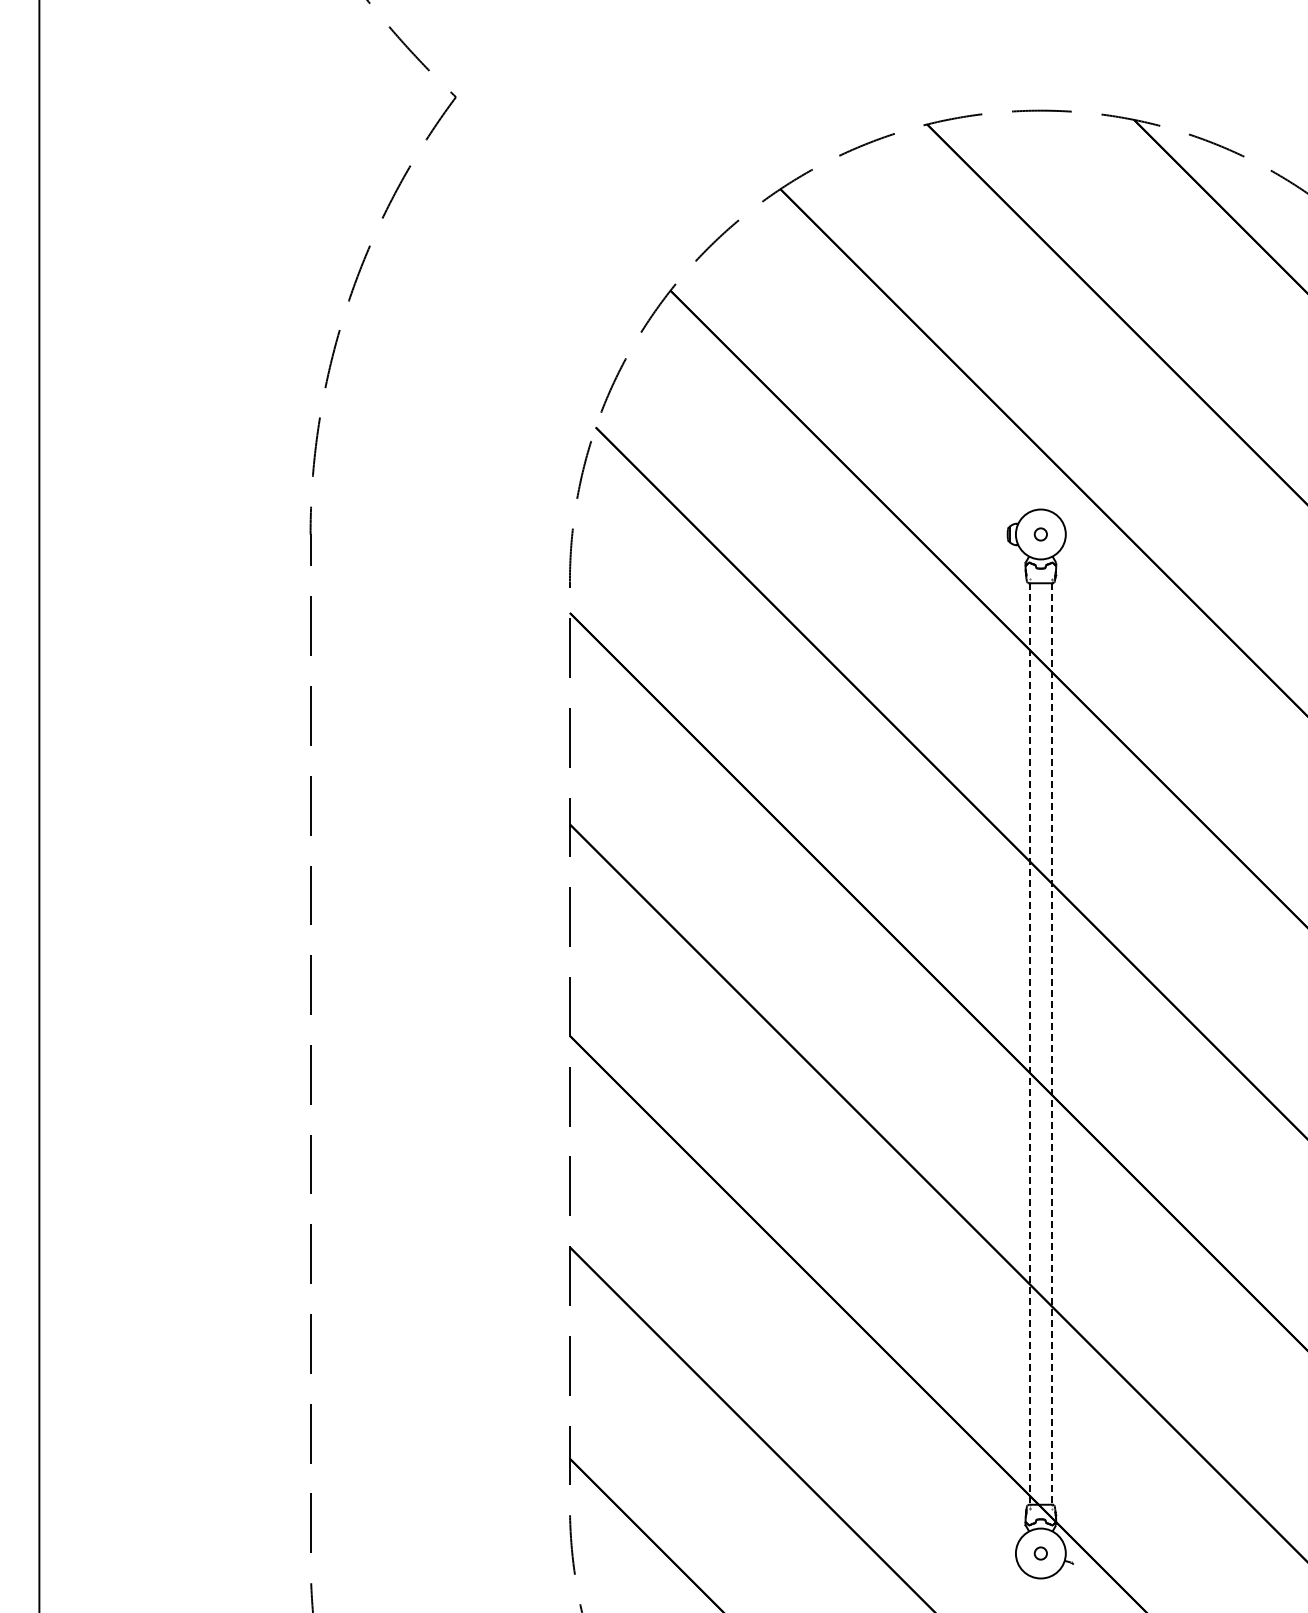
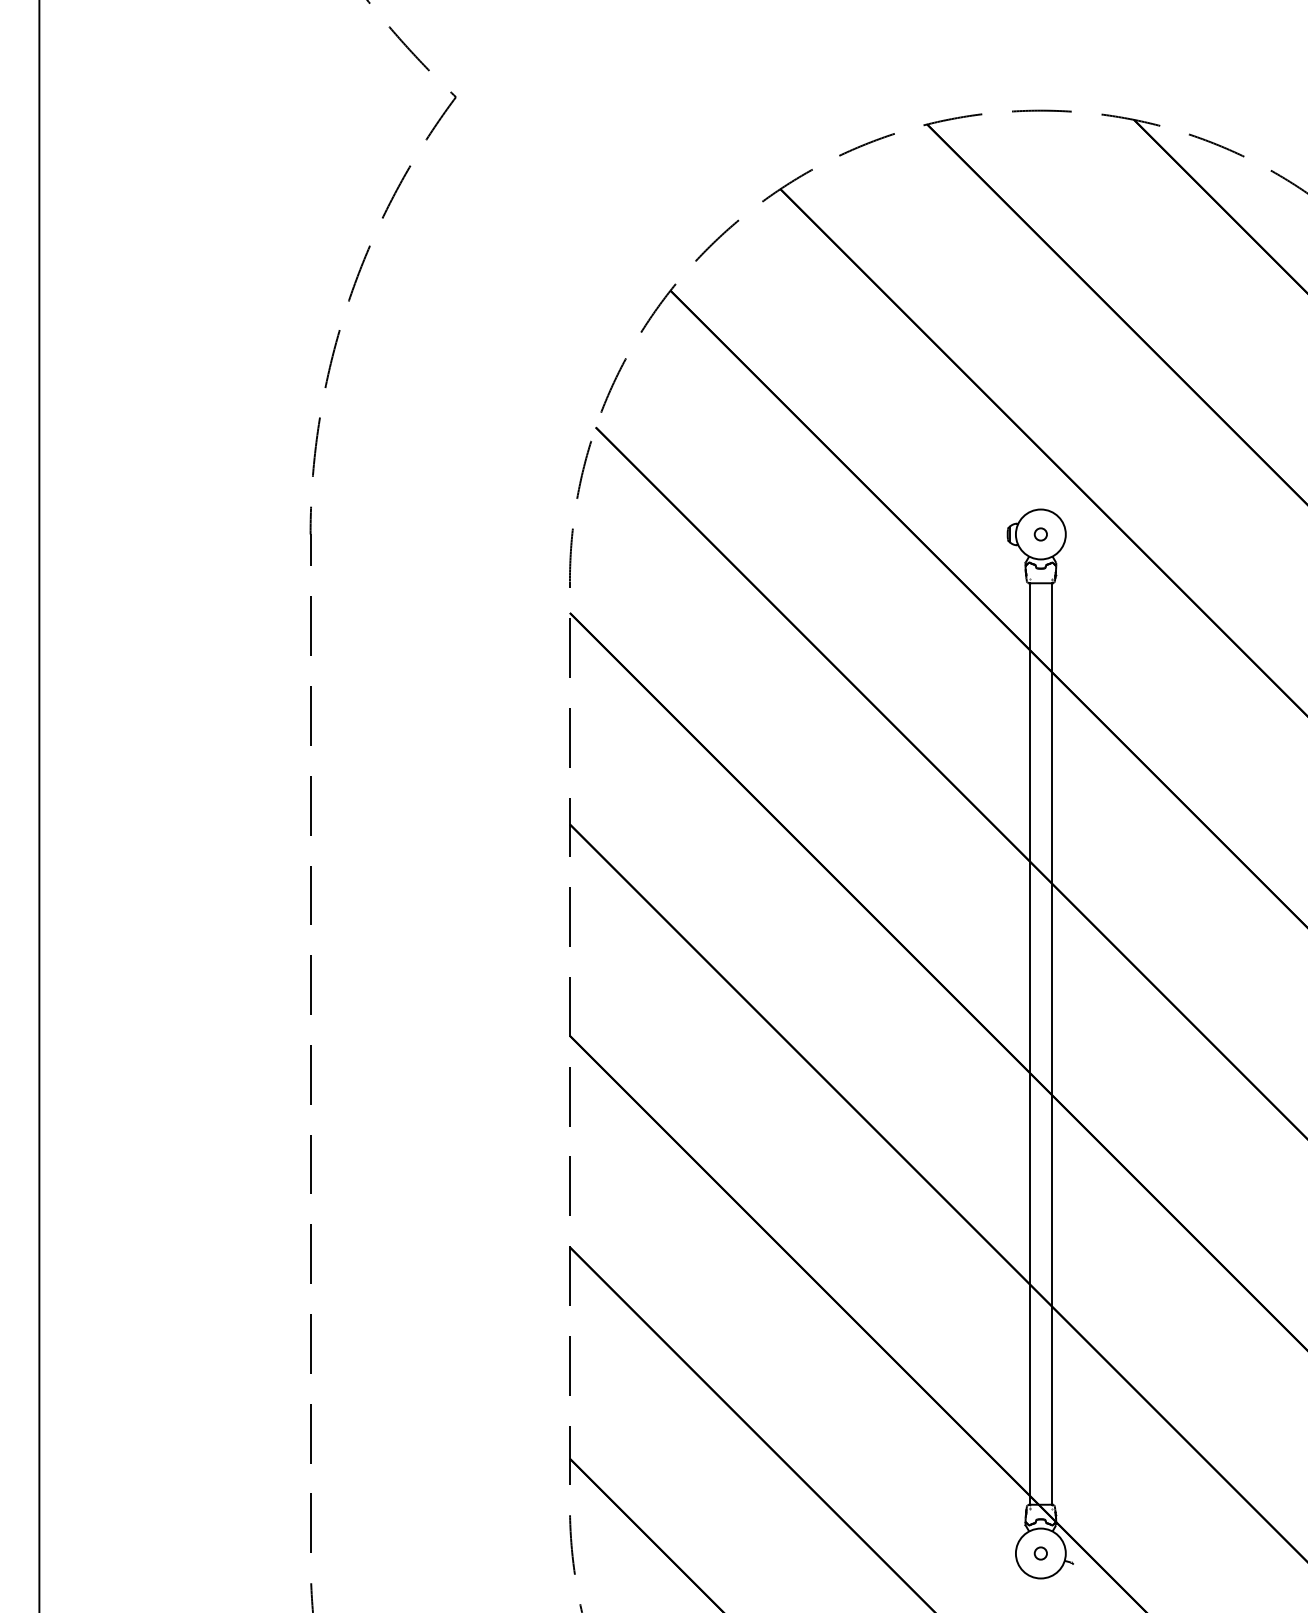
line: dashed -> solid (1029, 1044)
line: dashed -> solid (1052, 1044)
